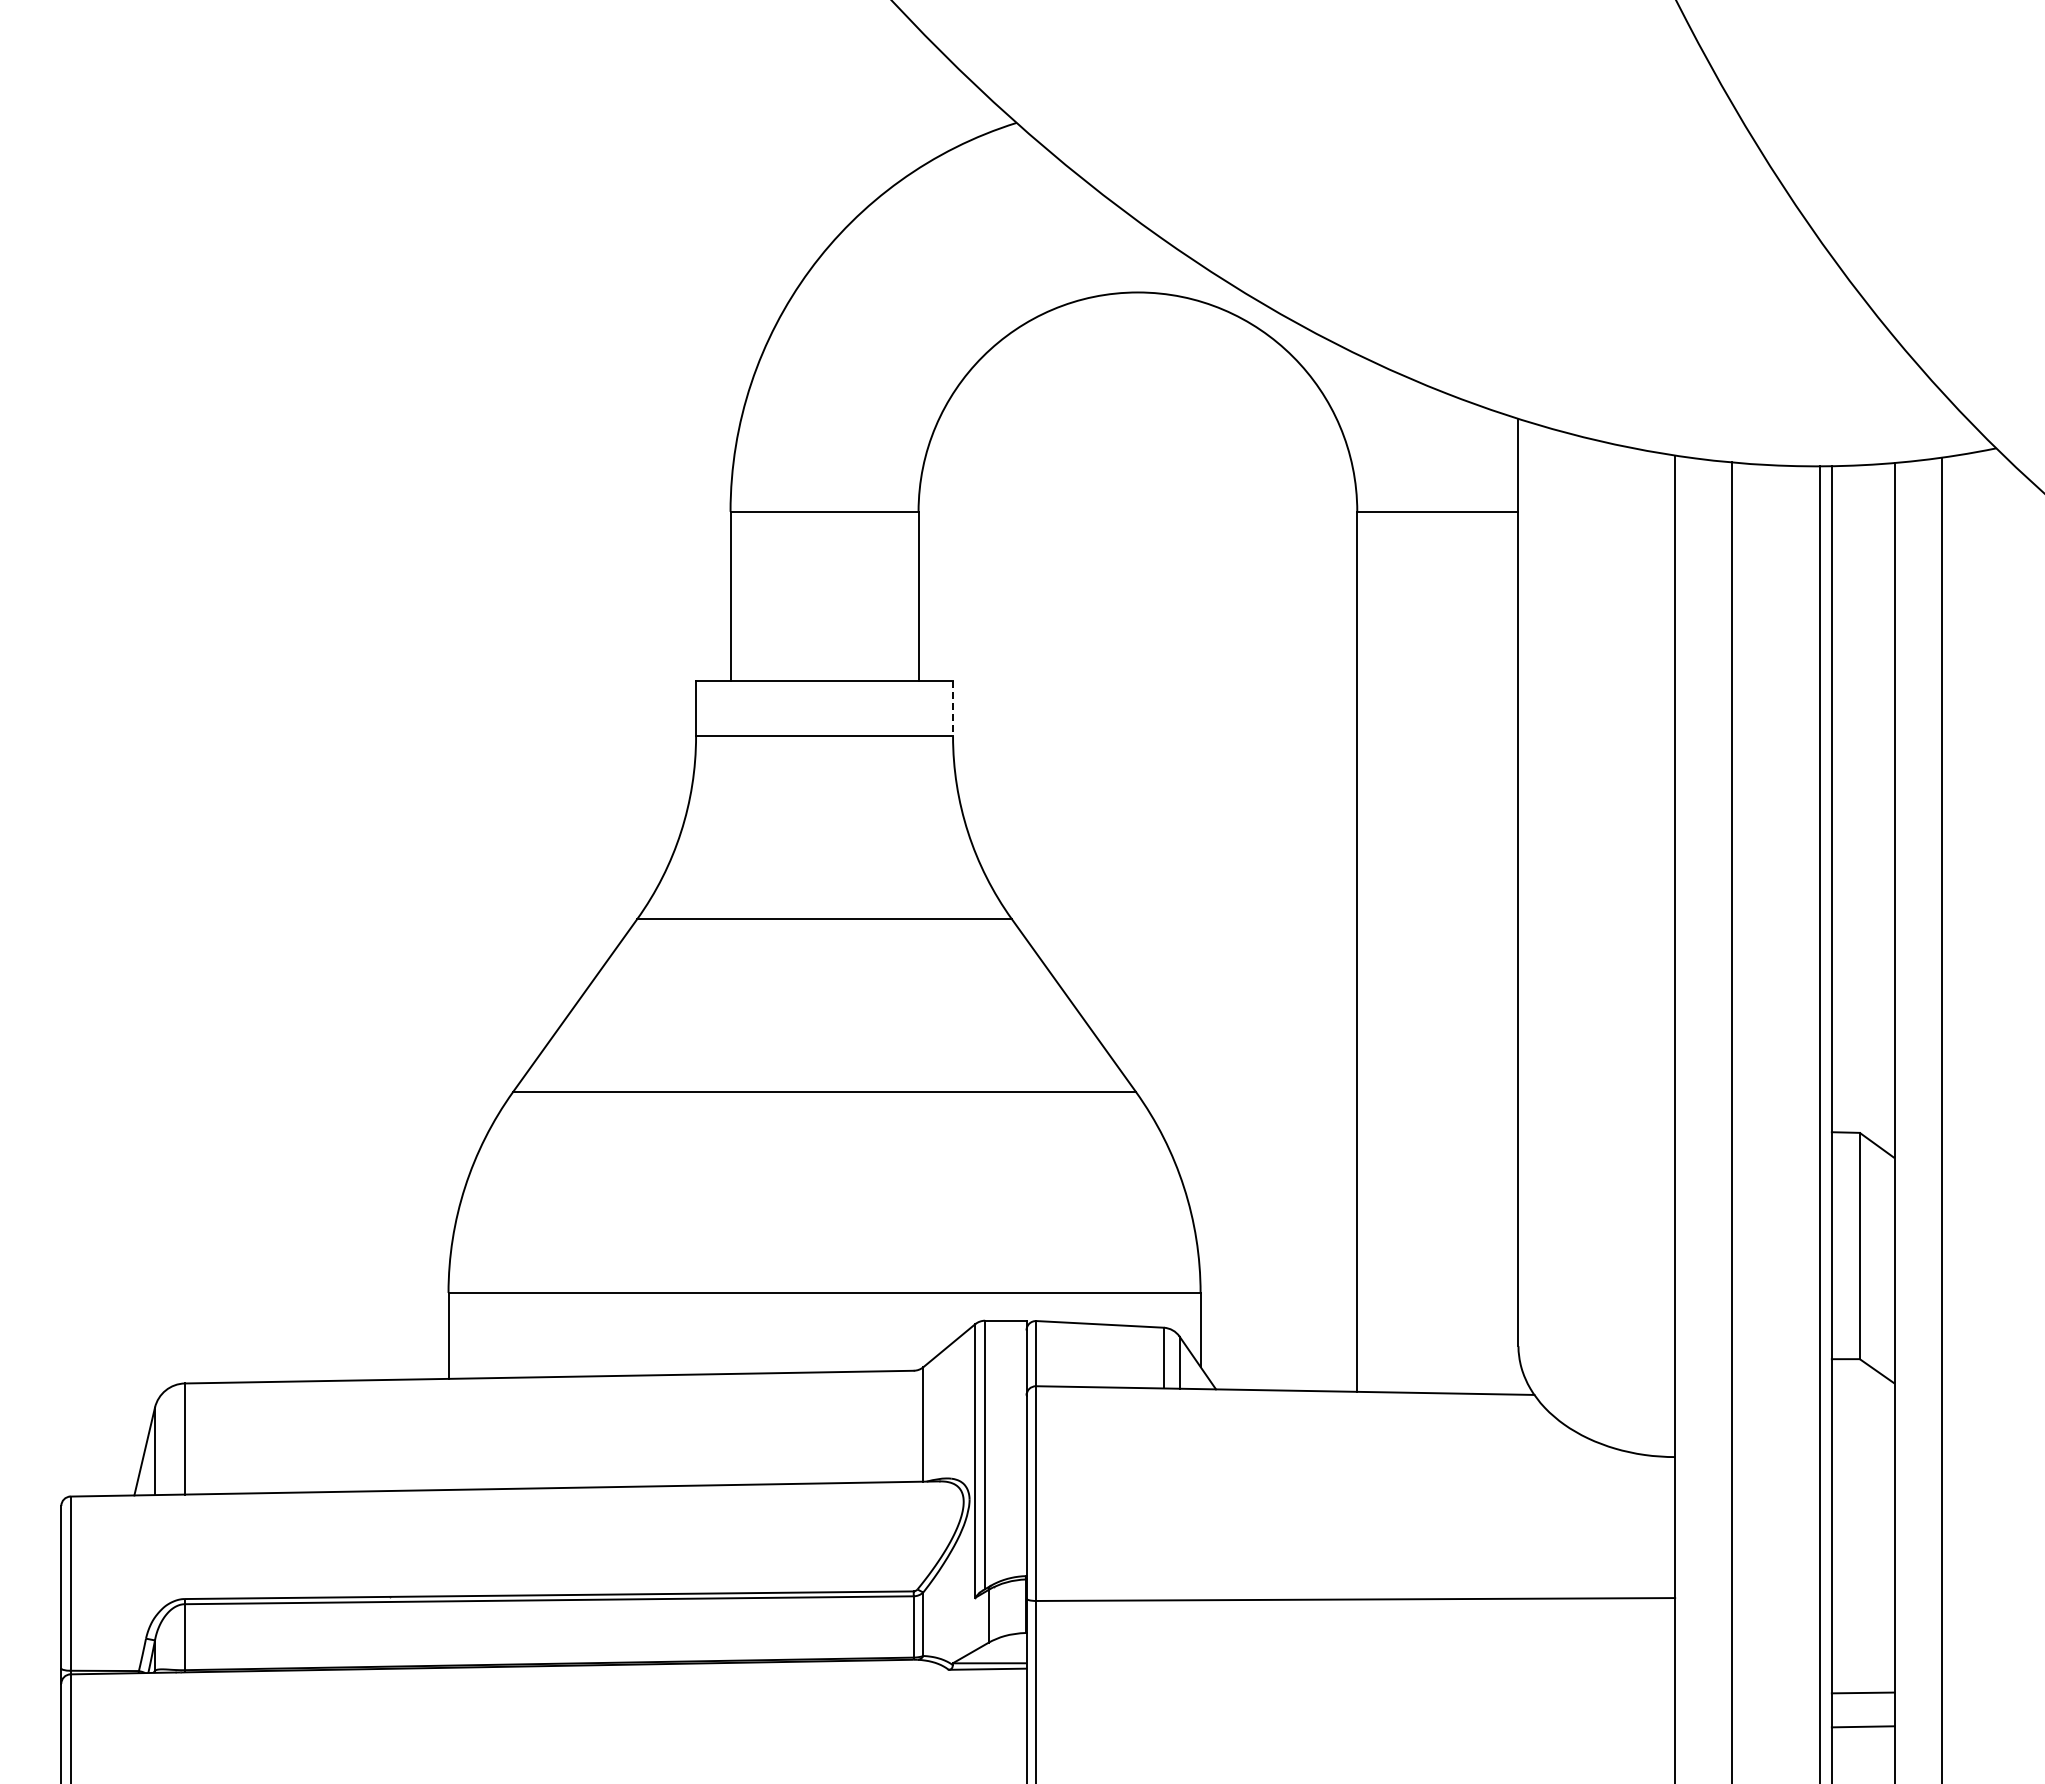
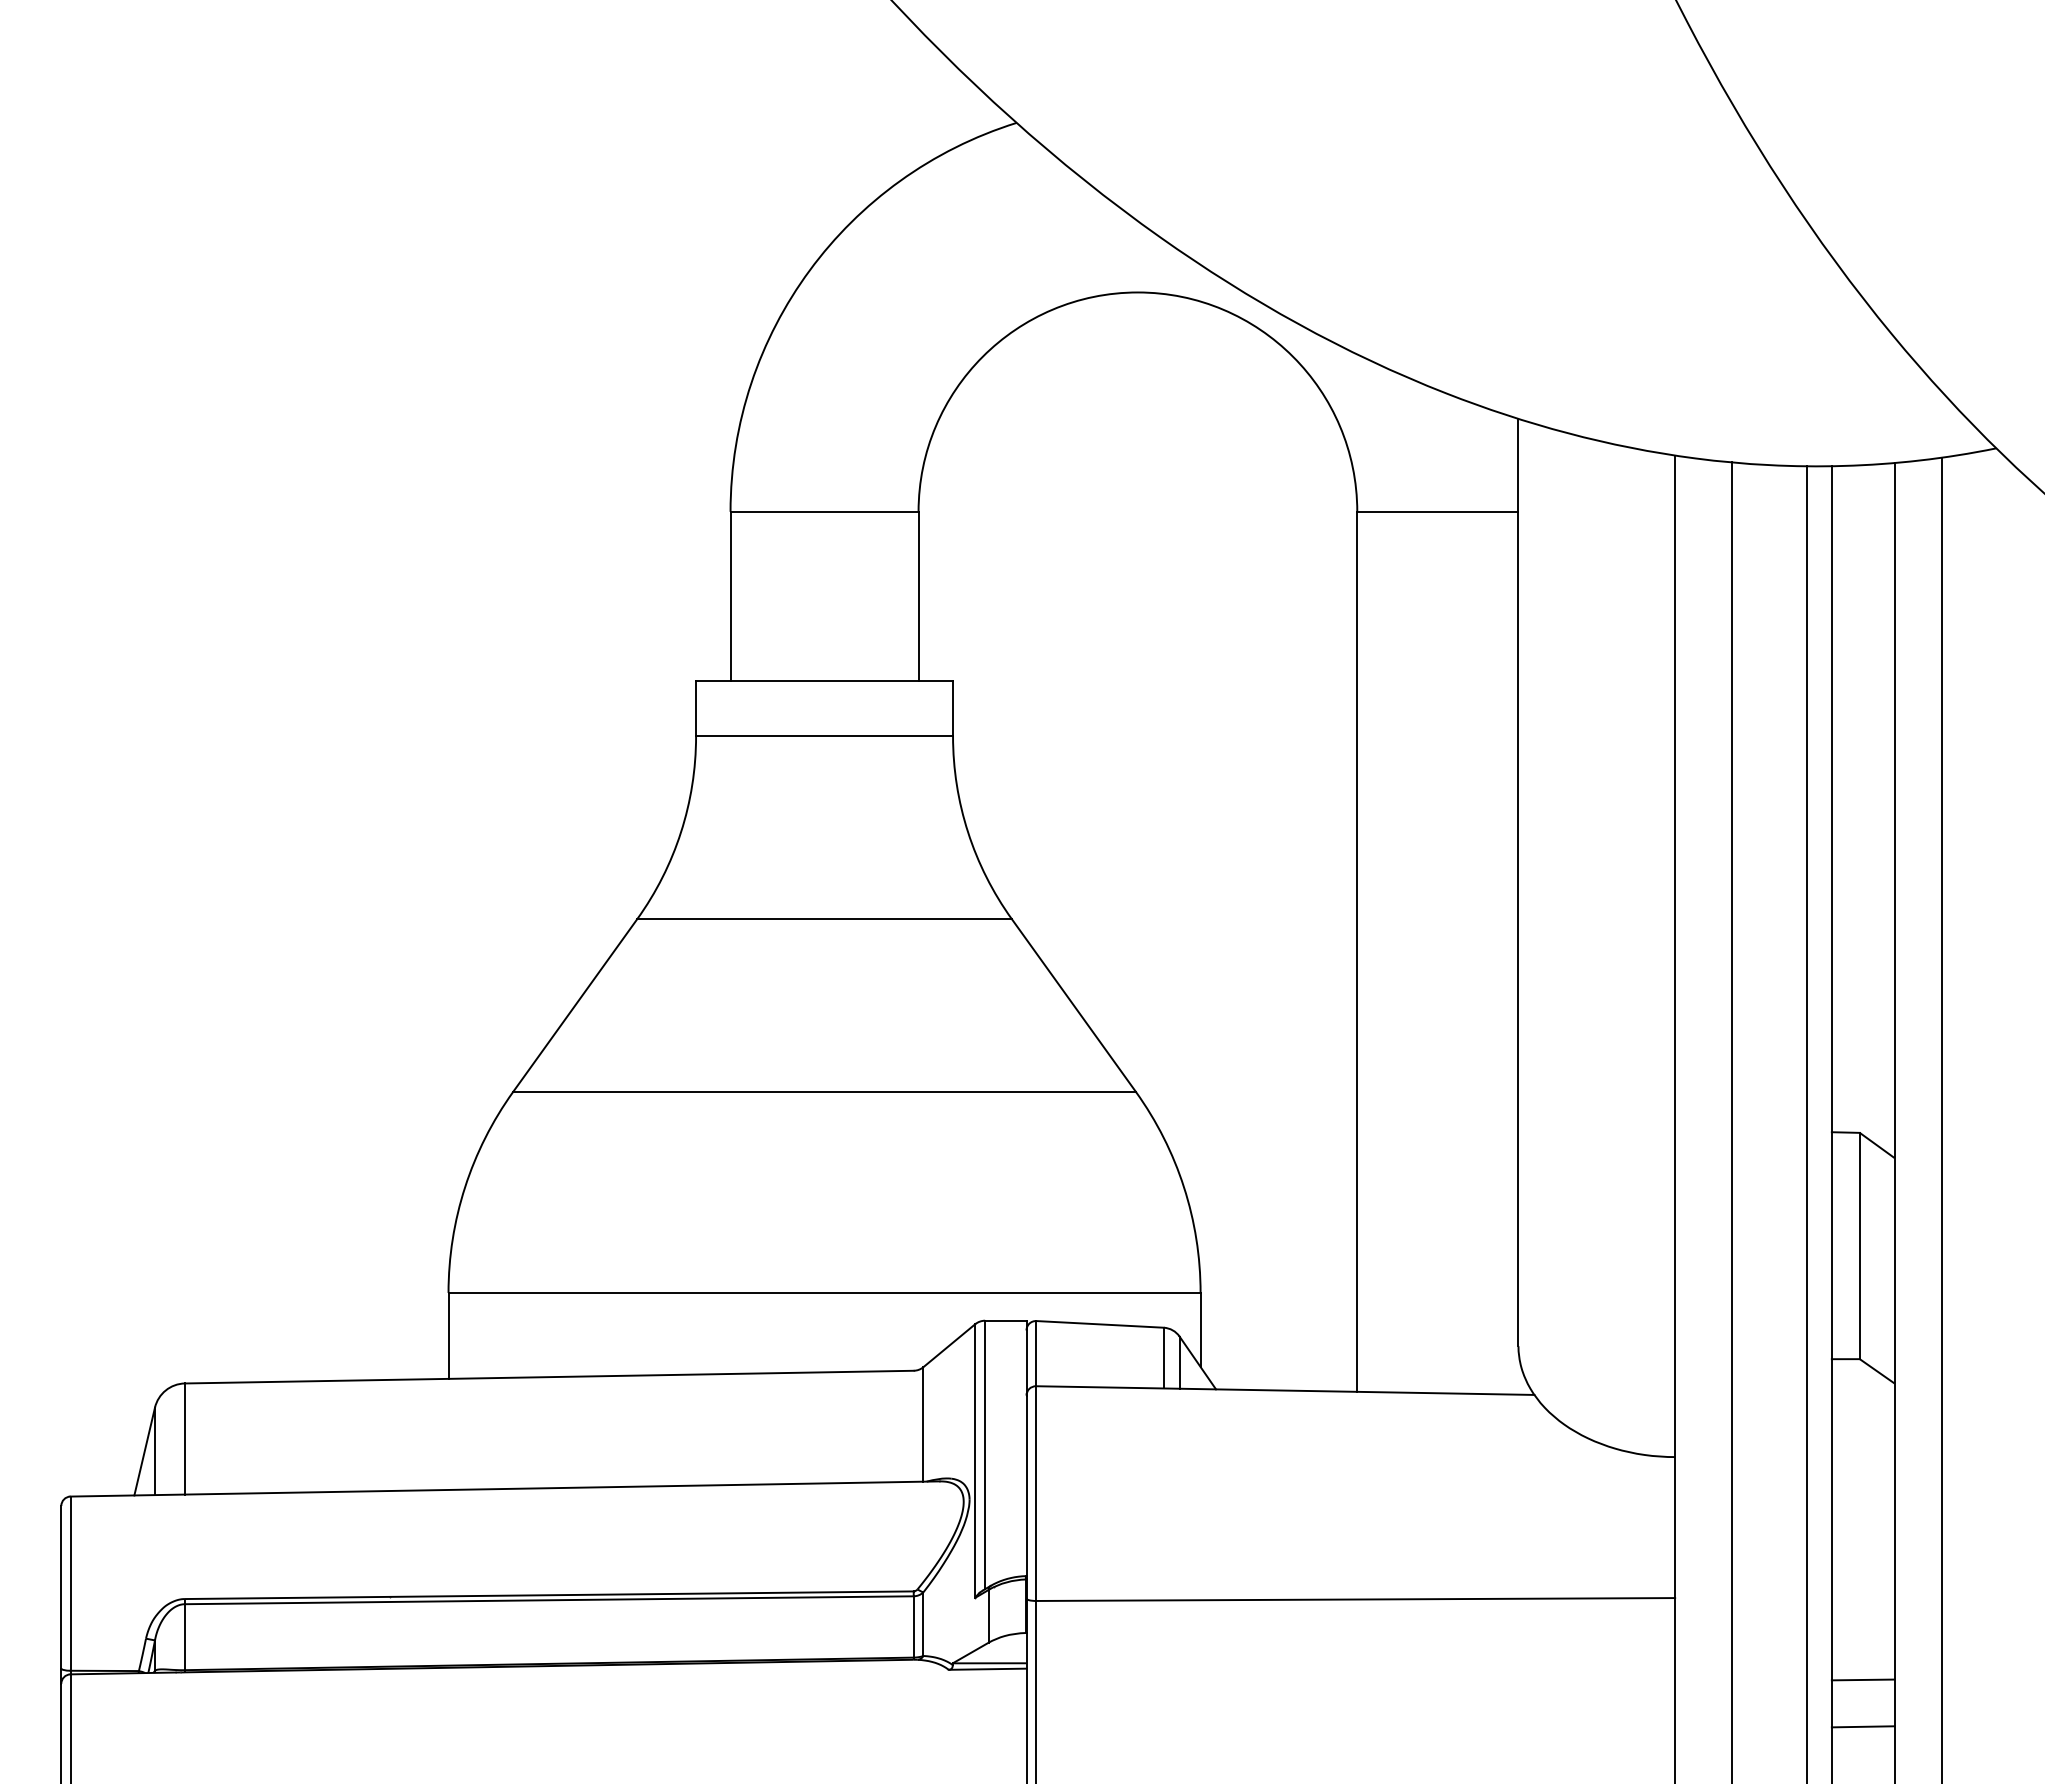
line: dashed -> solid (953, 708)
line position: (1819, 1123) -> (1806, 1123) (1806, 1123)
line position: (1862, 1692) -> (1862, 1679) (1862, 1679)
